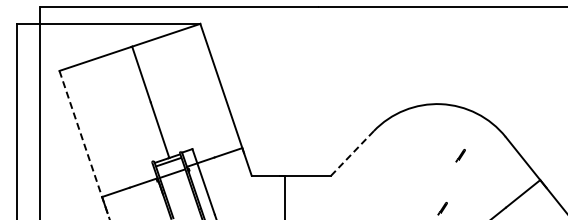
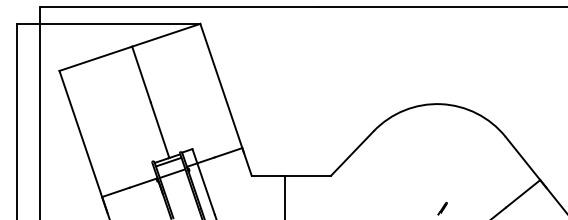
line: dashed -> solid (84, 145)
line: dashed -> solid (352, 153)
part: present -> none (460, 155)
